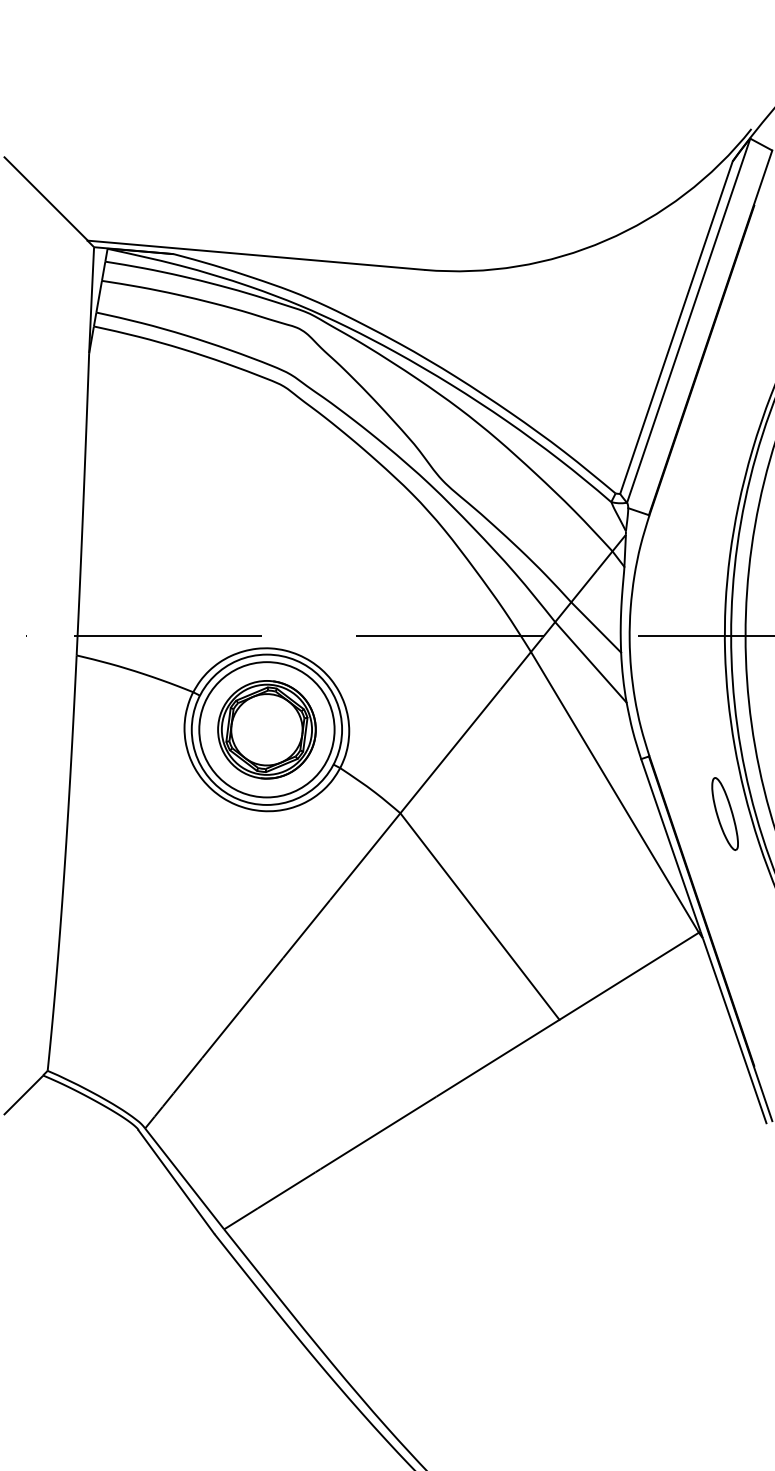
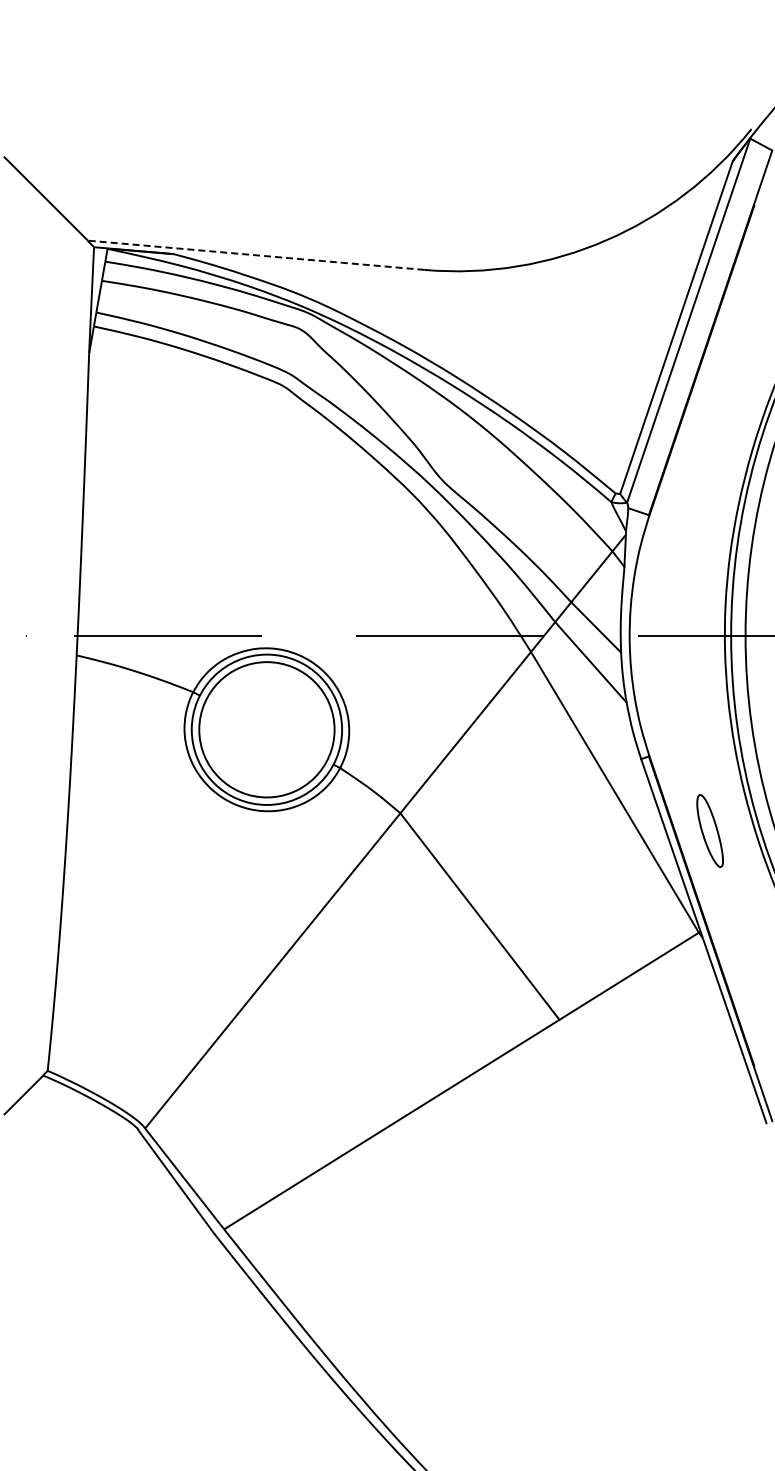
line: solid -> dashed (255, 255)
part: present -> none (266, 729)
part position: (724, 813) -> (709, 830) (709, 830)
